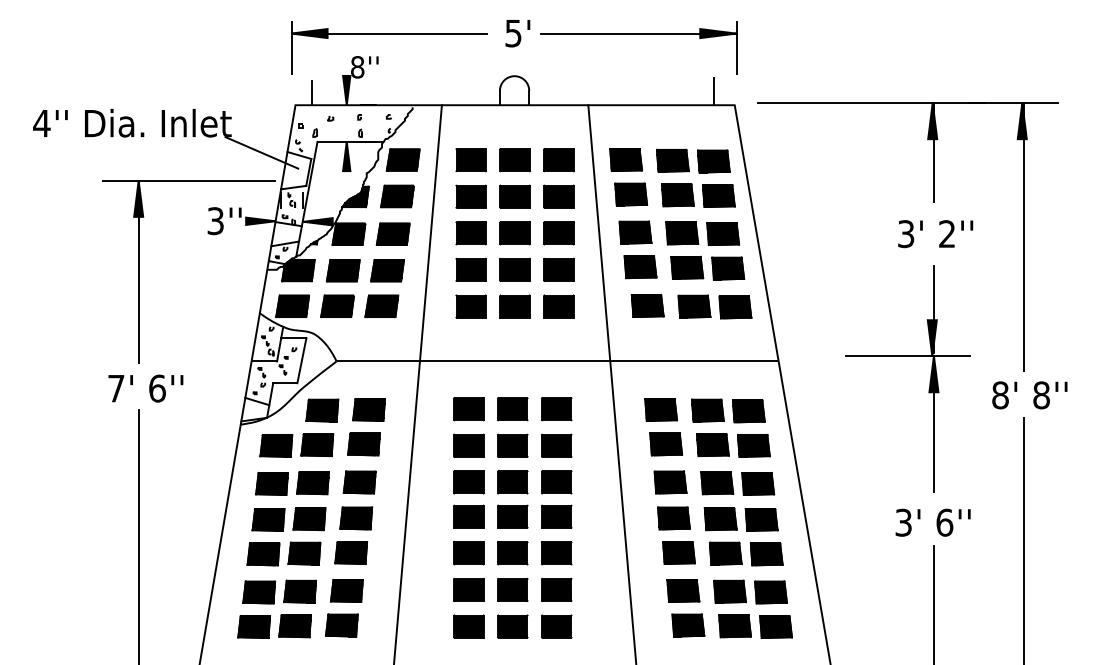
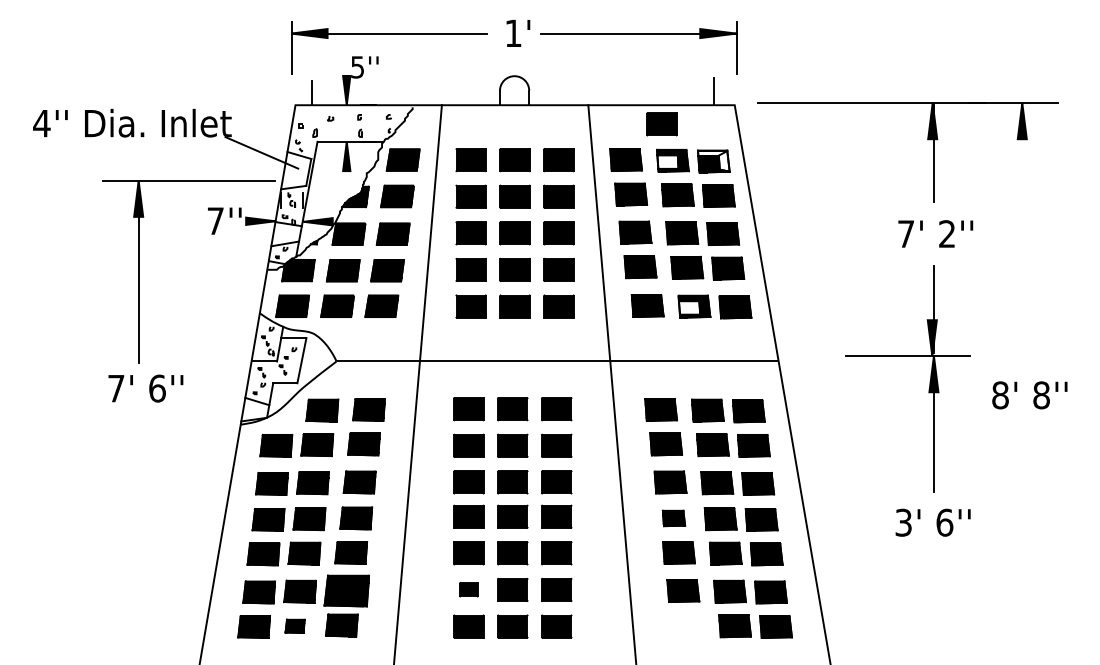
text: 5' -> 1' (513, 33)
text: 8'' -> 5'' (357, 67)
part: none -> present (661, 124)
fill: present -> none (713, 160)
fill: present -> none (667, 161)
text: 3'' -> 7'' (215, 221)
text: 3' -> 7' (906, 234)
line: present -> none (1023, 236)
fill: present -> none (689, 307)
part size: 34x25 px -> 26x19 px (673, 518)
line: present -> none (138, 535)
line: present -> none (1023, 539)
part size: 32x25 px -> 20x16 px (468, 589)
part size: 34x24 px -> 47x34 px (346, 590)
line: present -> none (933, 603)
part: present -> none (688, 625)
part size: 34x25 px -> 22x16 px (294, 625)
